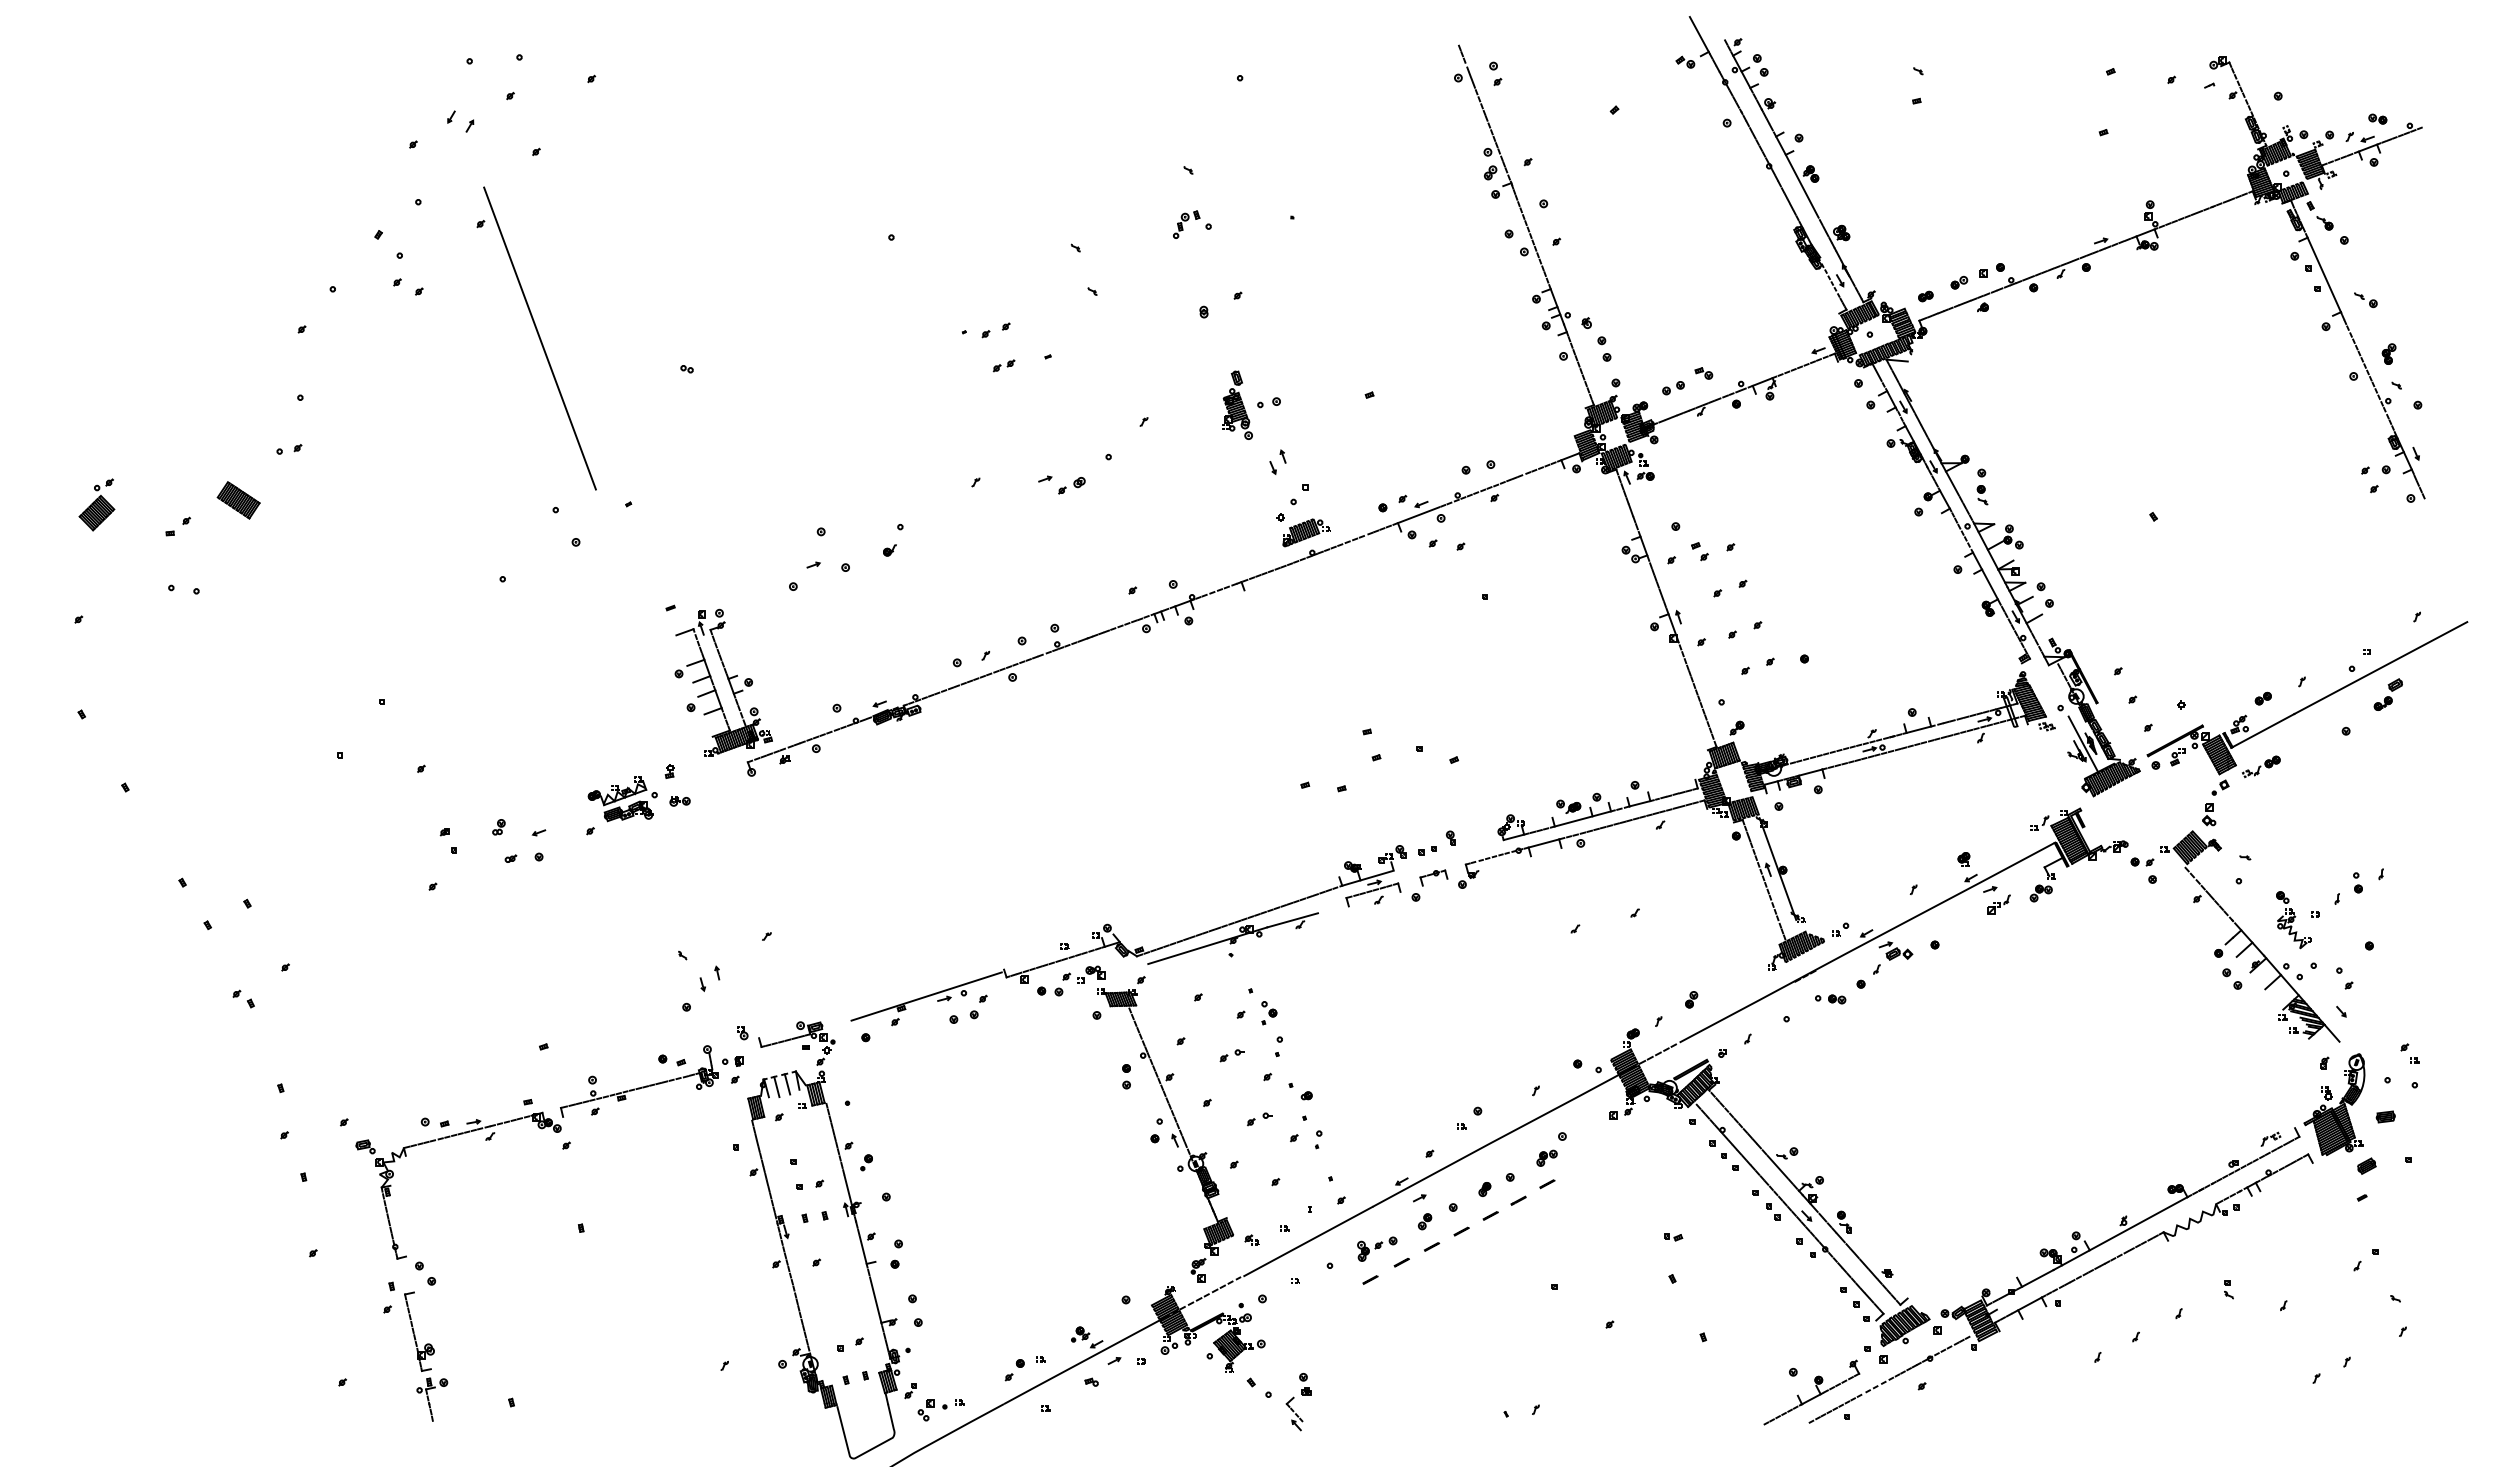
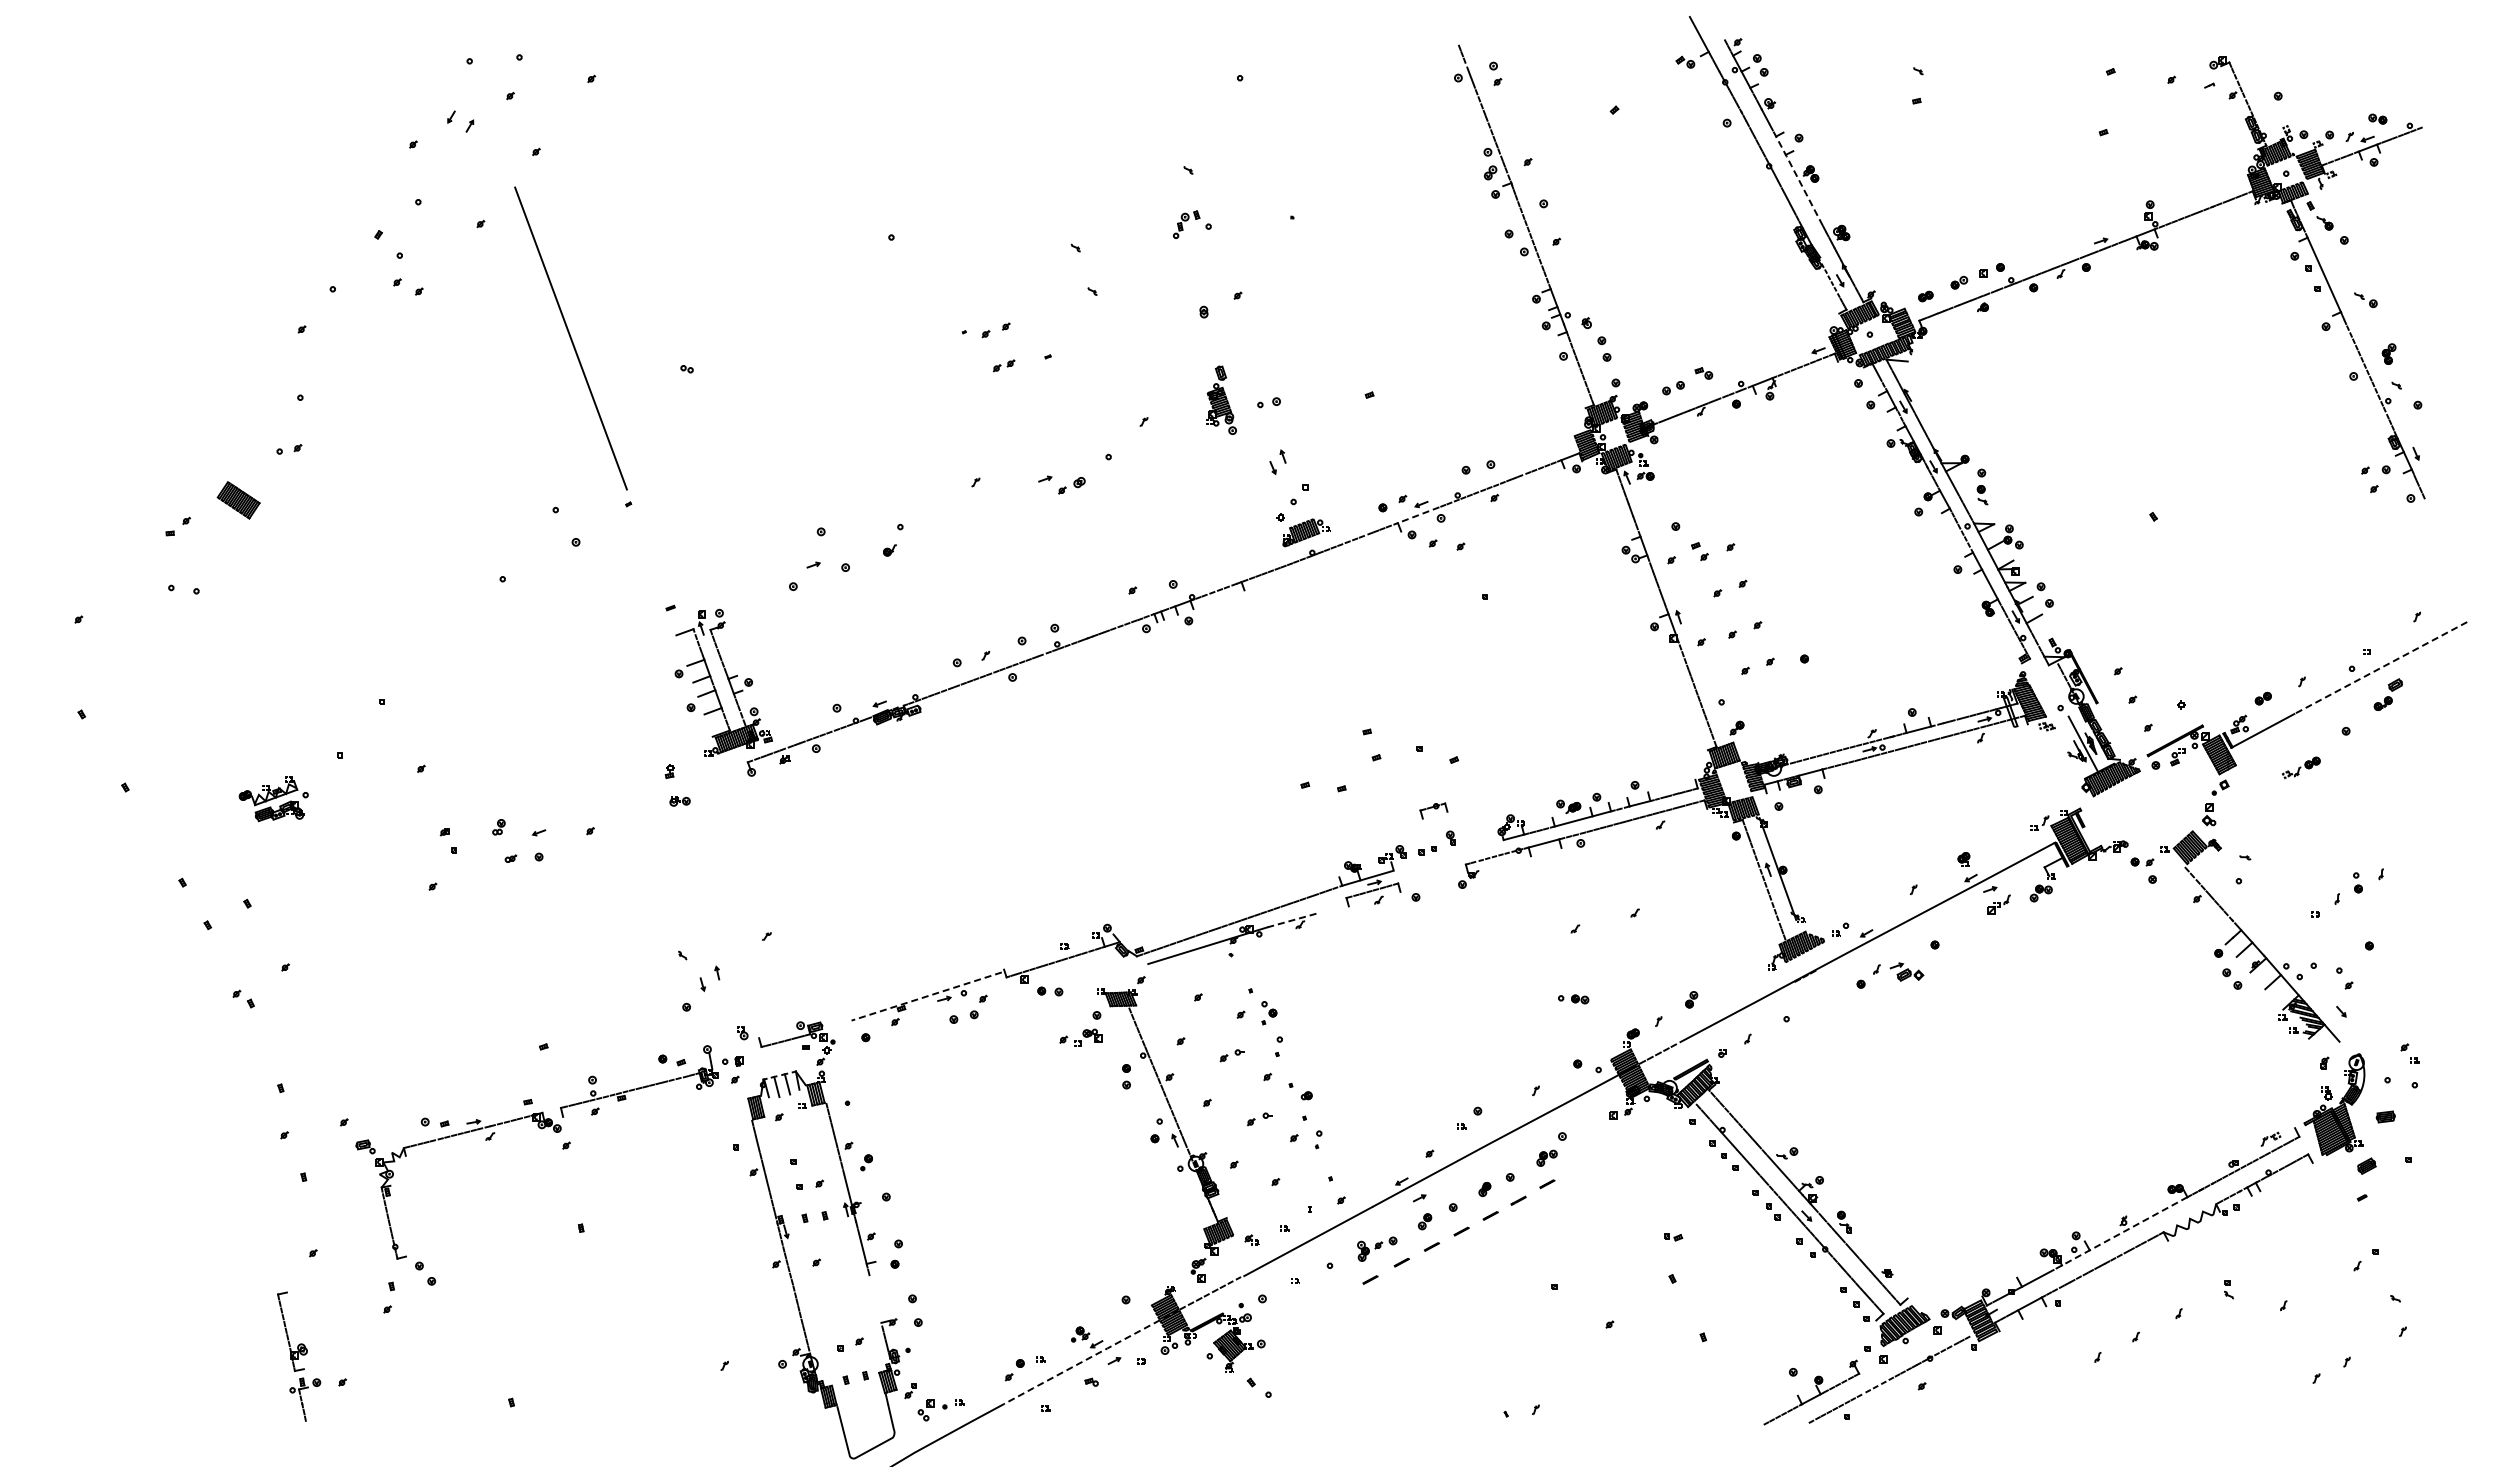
line: solid -> dashed (1796, 175)
line position: (539, 338) -> (570, 338) (570, 338)
part position: (1237, 404) -> (1221, 399) (1221, 399)
part: present -> none (96, 504)
line: solid -> dashed (1416, 516)
line: solid -> dashed (2380, 668)
part position: (2261, 766) -> (2301, 767) (2301, 767)
part position: (622, 799) -> (273, 799) (273, 799)
part position: (1433, 877) -> (1433, 810) (1433, 810)
line: solid -> dashed (1293, 920)
part: present -> none (2293, 920)
part position: (1895, 950) -> (1906, 971) (1906, 971)
part position: (1083, 974) -> (1080, 1037) (1080, 1037)
line: solid -> dashed (926, 996)
part position: (1830, 999) -> (1573, 999) (1573, 999)
line: solid -> dashed (2120, 1233)
line: present -> none (875, 1300)
part position: (426, 1356) -> (299, 1356) (299, 1356)
line: solid -> dashed (1086, 1359)
part: present -> none (1298, 1402)
